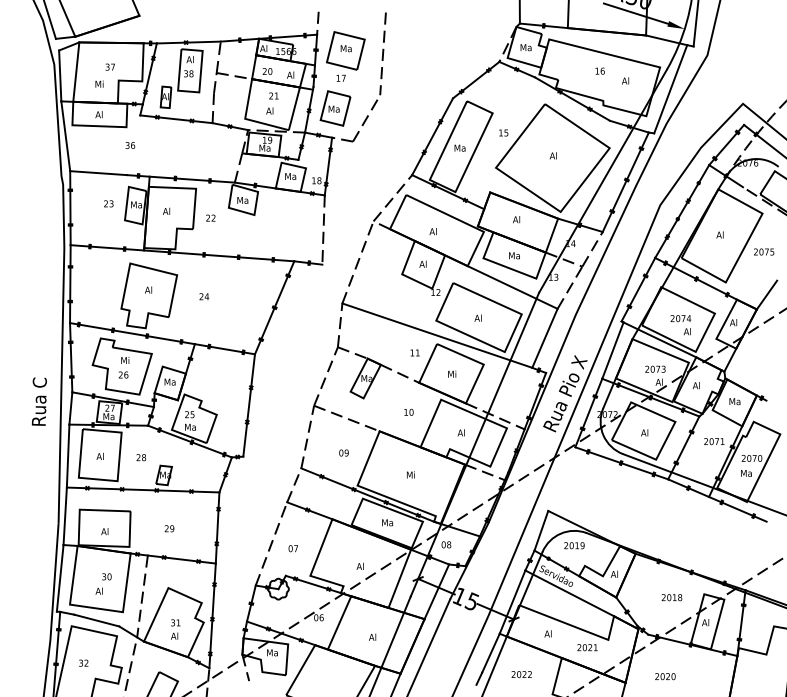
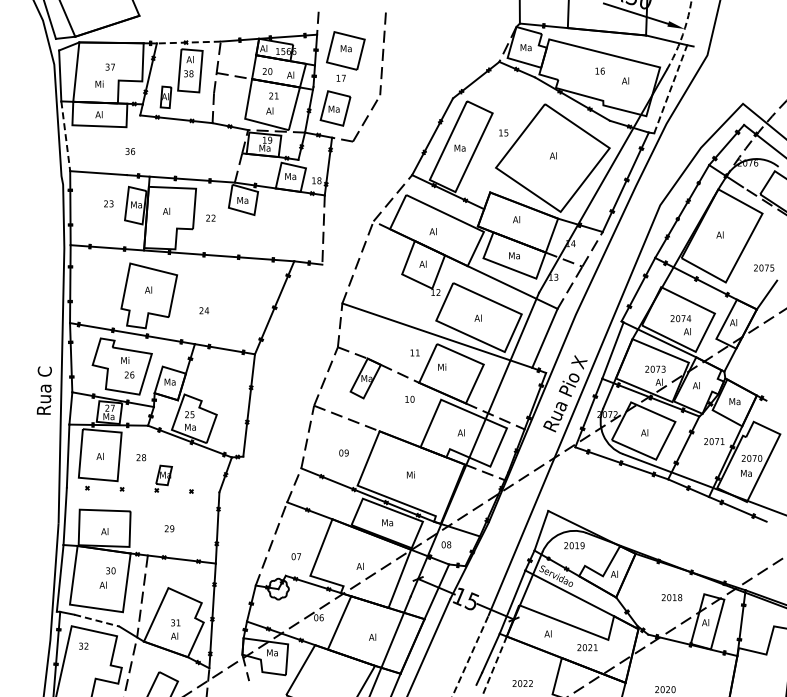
line: present -> none (695, 24)
arc: solid -> dashed (682, 36)
line: solid -> dashed (188, 42)
line: solid -> dashed (670, 88)
line: solid -> dashed (65, 136)
text position: (130, 145) -> (130, 151) (130, 151)
text position: (764, 251) -> (764, 267) (764, 267)
text position: (204, 296) -> (204, 310) (204, 310)
text position: (452, 373) -> (442, 366) (442, 366)
text position: (123, 374) -> (129, 374) (129, 374)
text position: (38, 401) -> (43, 390) (43, 390)
text position: (408, 411) -> (409, 398) (409, 398)
line: present -> none (142, 489)
text position: (292, 548) -> (295, 556) (295, 556)
text position: (103, 583) -> (107, 577) (107, 577)
line: solid -> dashed (97, 620)
line: solid -> dashed (470, 656)
text position: (83, 662) -> (83, 645) (83, 645)
line: solid -> dashed (494, 666)
text position: (521, 674) -> (522, 683) (522, 683)
text position: (665, 676) -> (665, 689) (665, 689)
